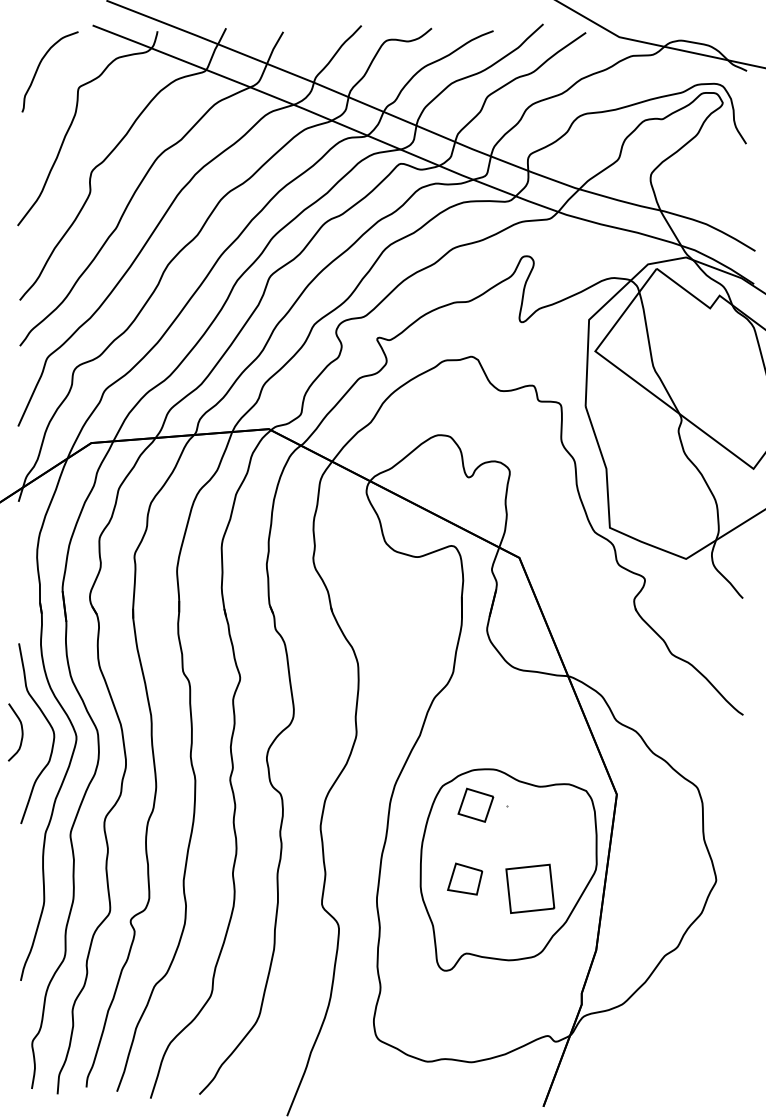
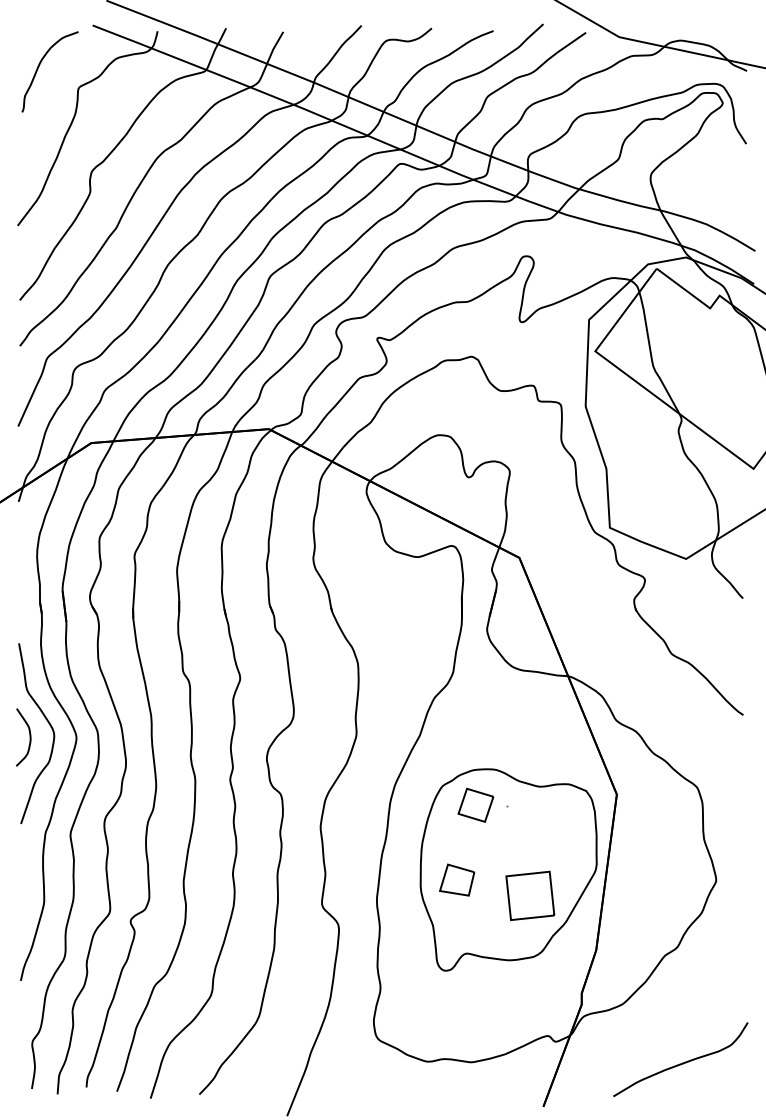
curve position: (21, 732) -> (29, 737) (29, 737)
part position: (465, 878) -> (457, 879) (457, 879)
part position: (530, 888) -> (530, 895) (530, 895)
curve: none -> present (682, 1062)
